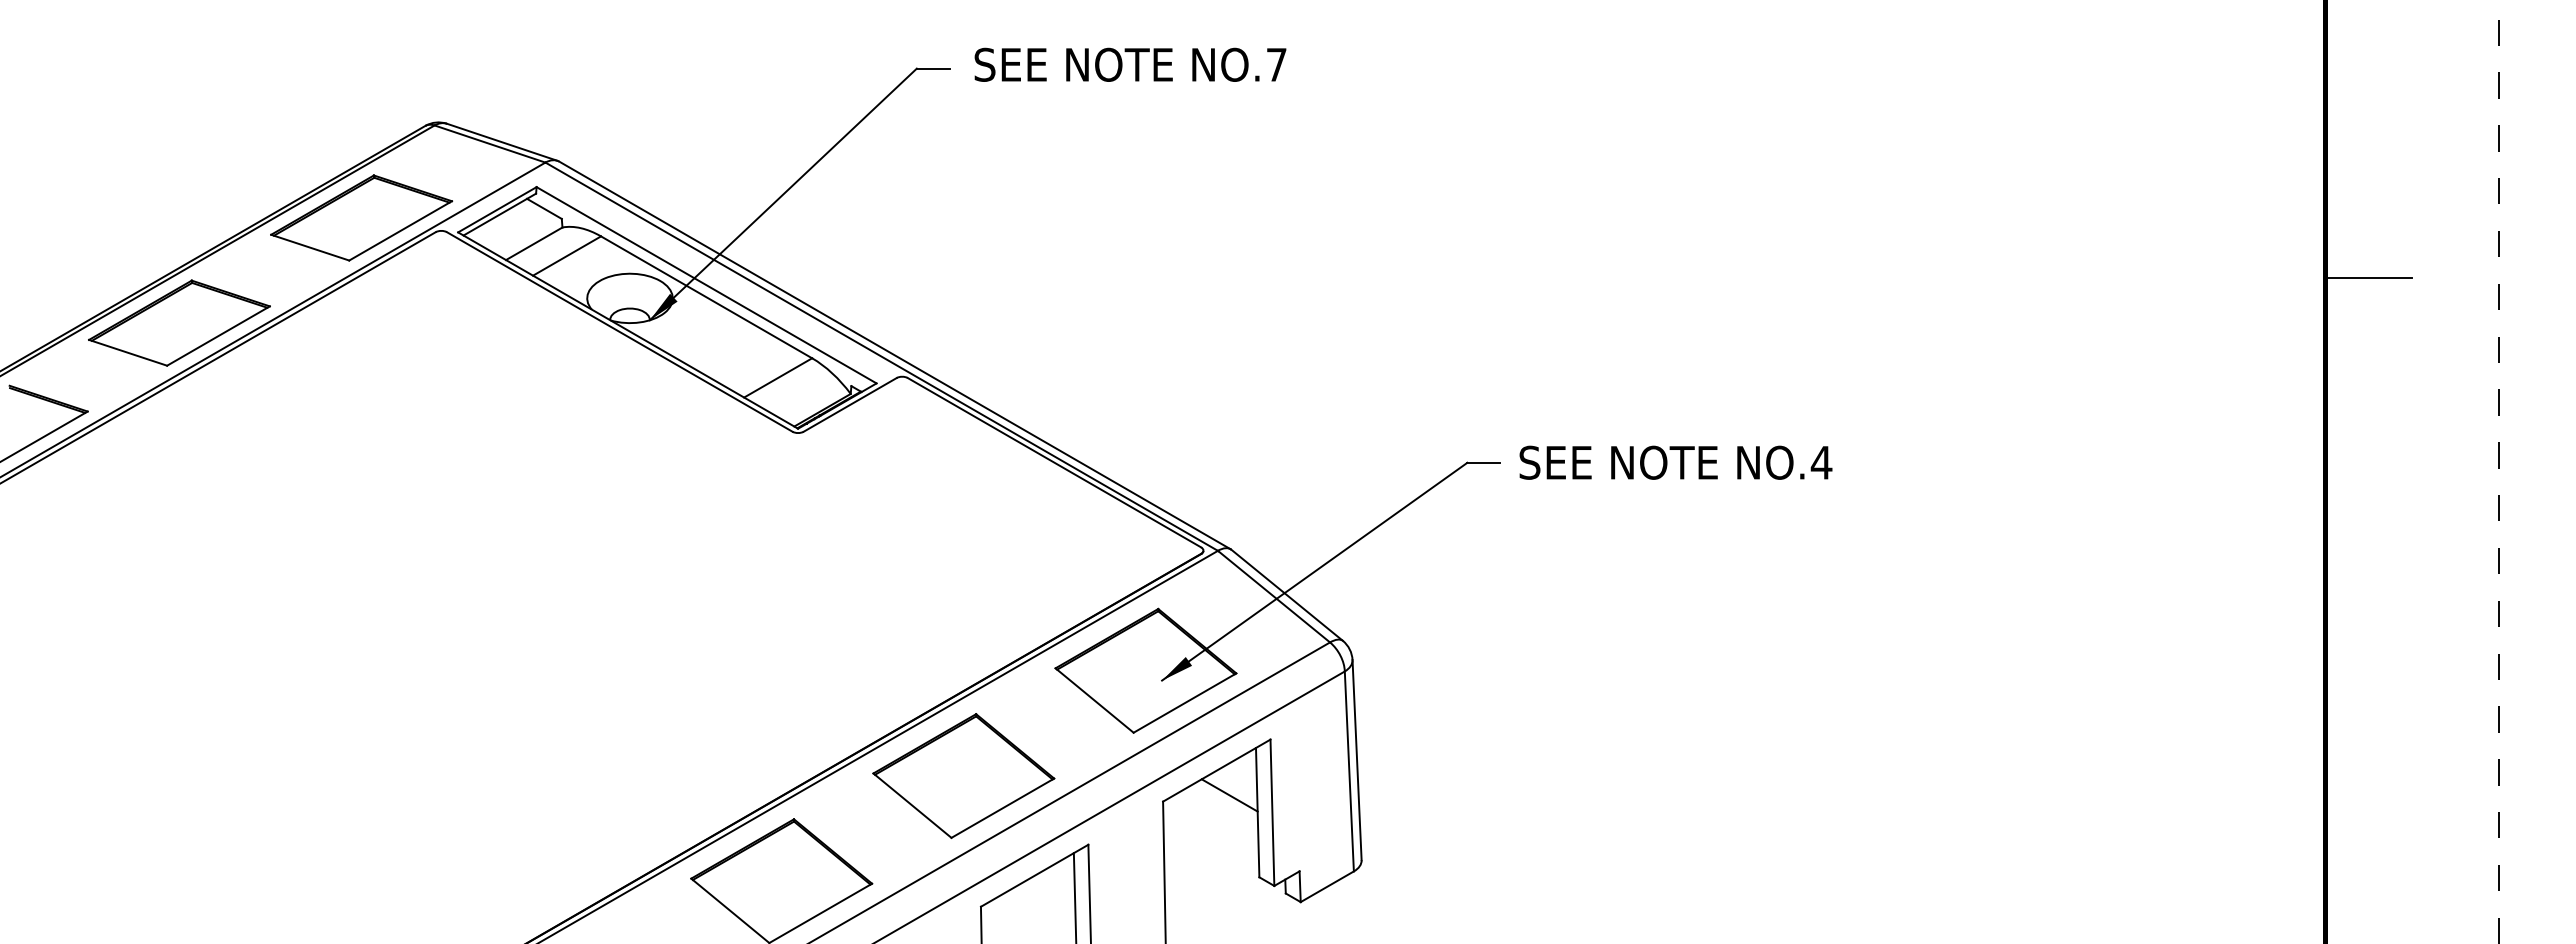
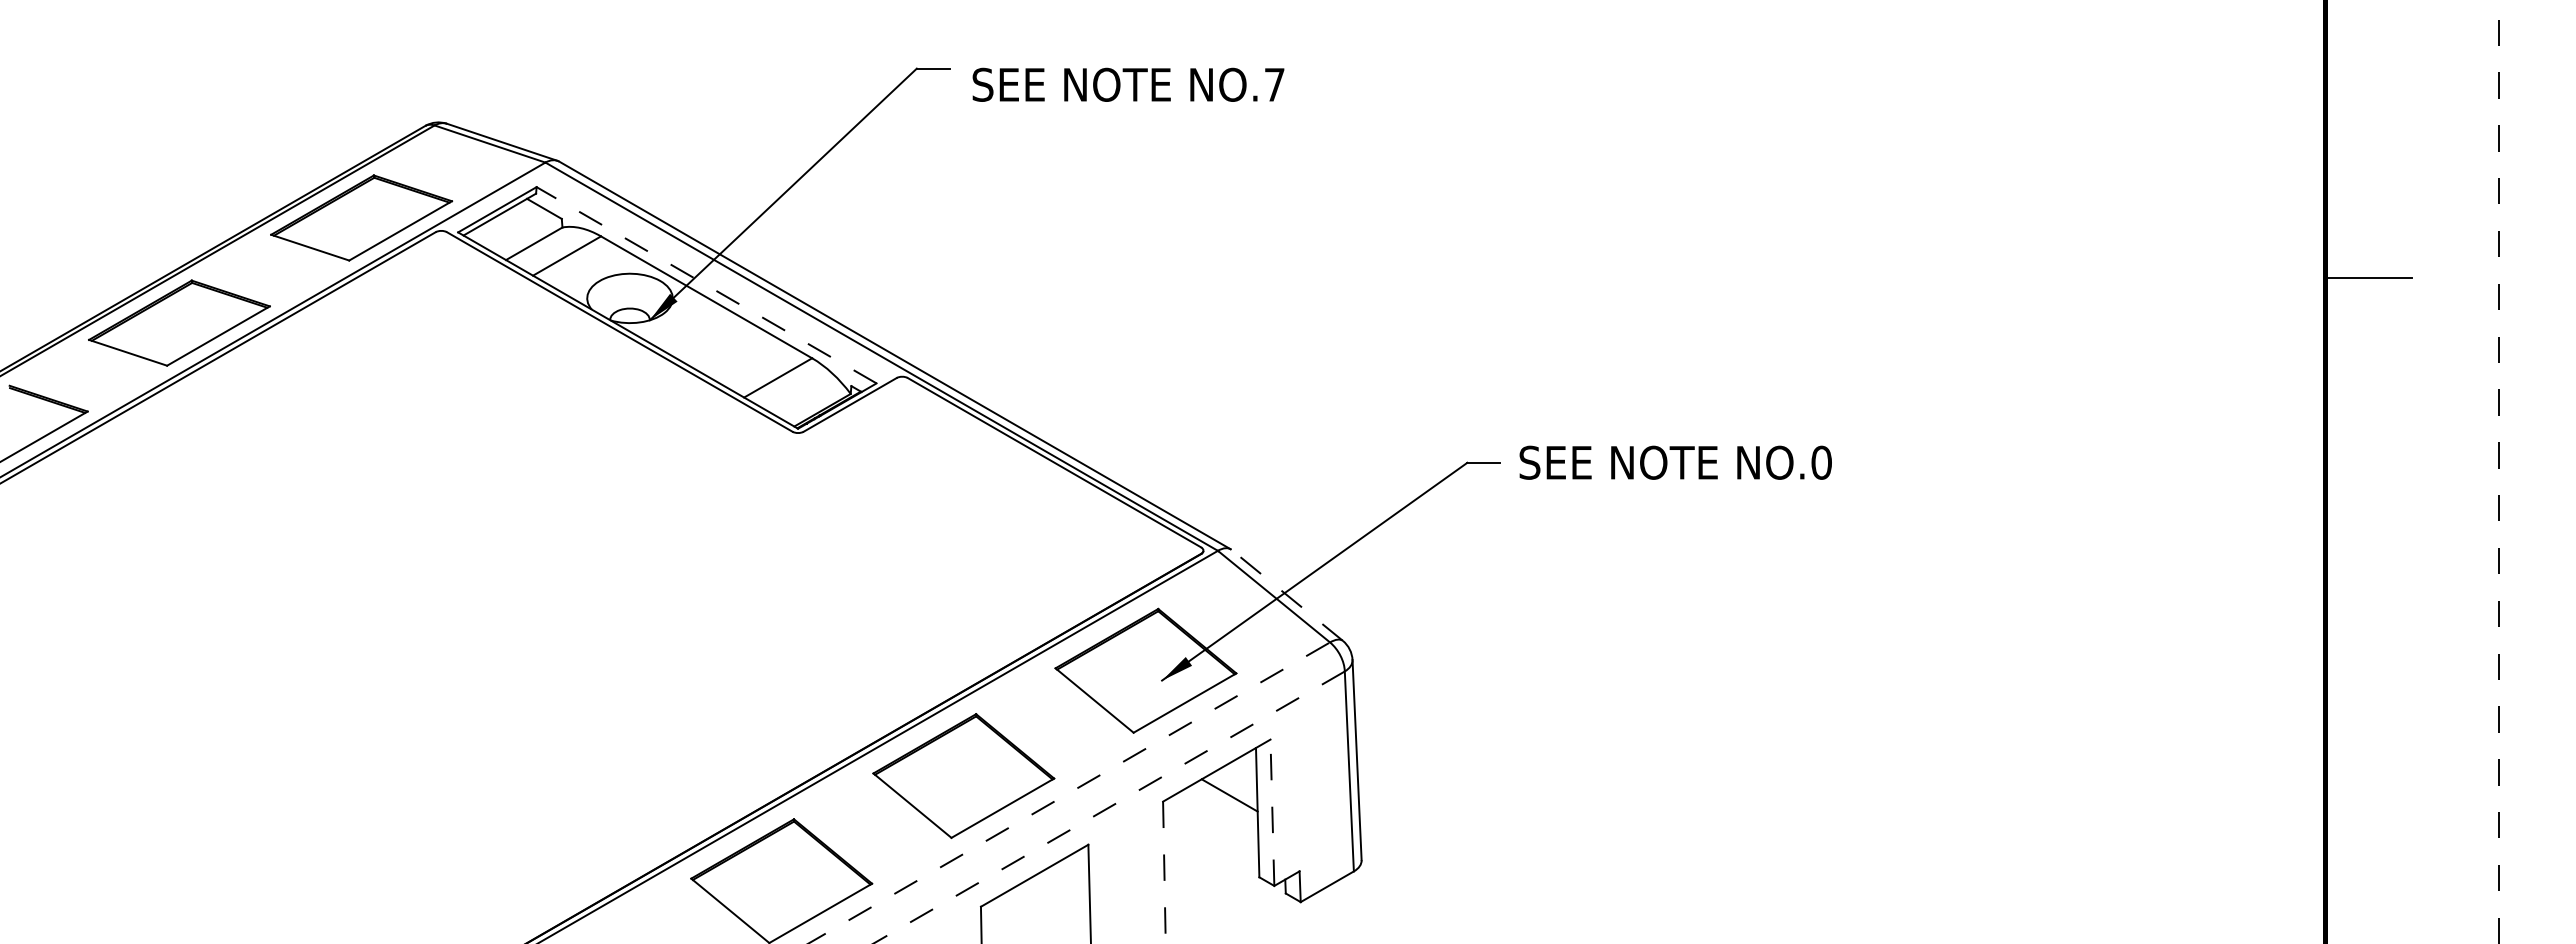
text position: (1130, 64) -> (1128, 84) (1128, 84)
line: solid -> dashed (706, 285)
text: NO.4 -> NO.0 (1821, 462)
line: solid -> dashed (1287, 595)
line: solid -> dashed (1069, 792)
line: solid -> dashed (1108, 807)
line: solid -> dashed (1272, 812)
line: solid -> dashed (1164, 872)
line: present -> none (1074, 896)
